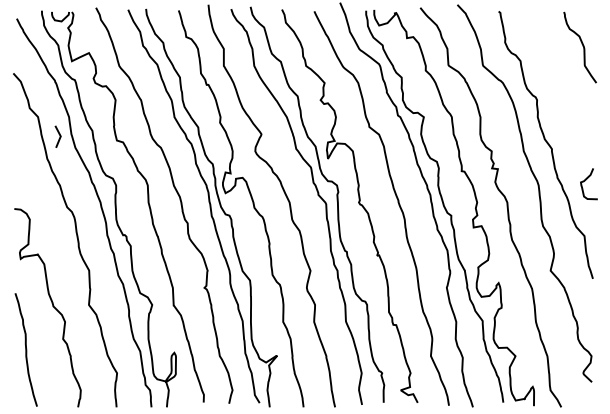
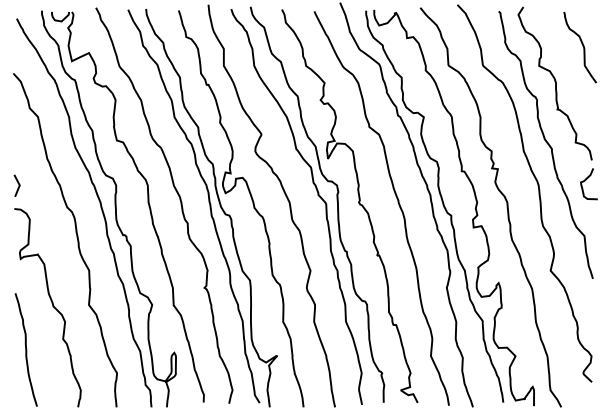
curve: none -> present (554, 82)
line position: (59, 136) -> (18, 185) (18, 185)
